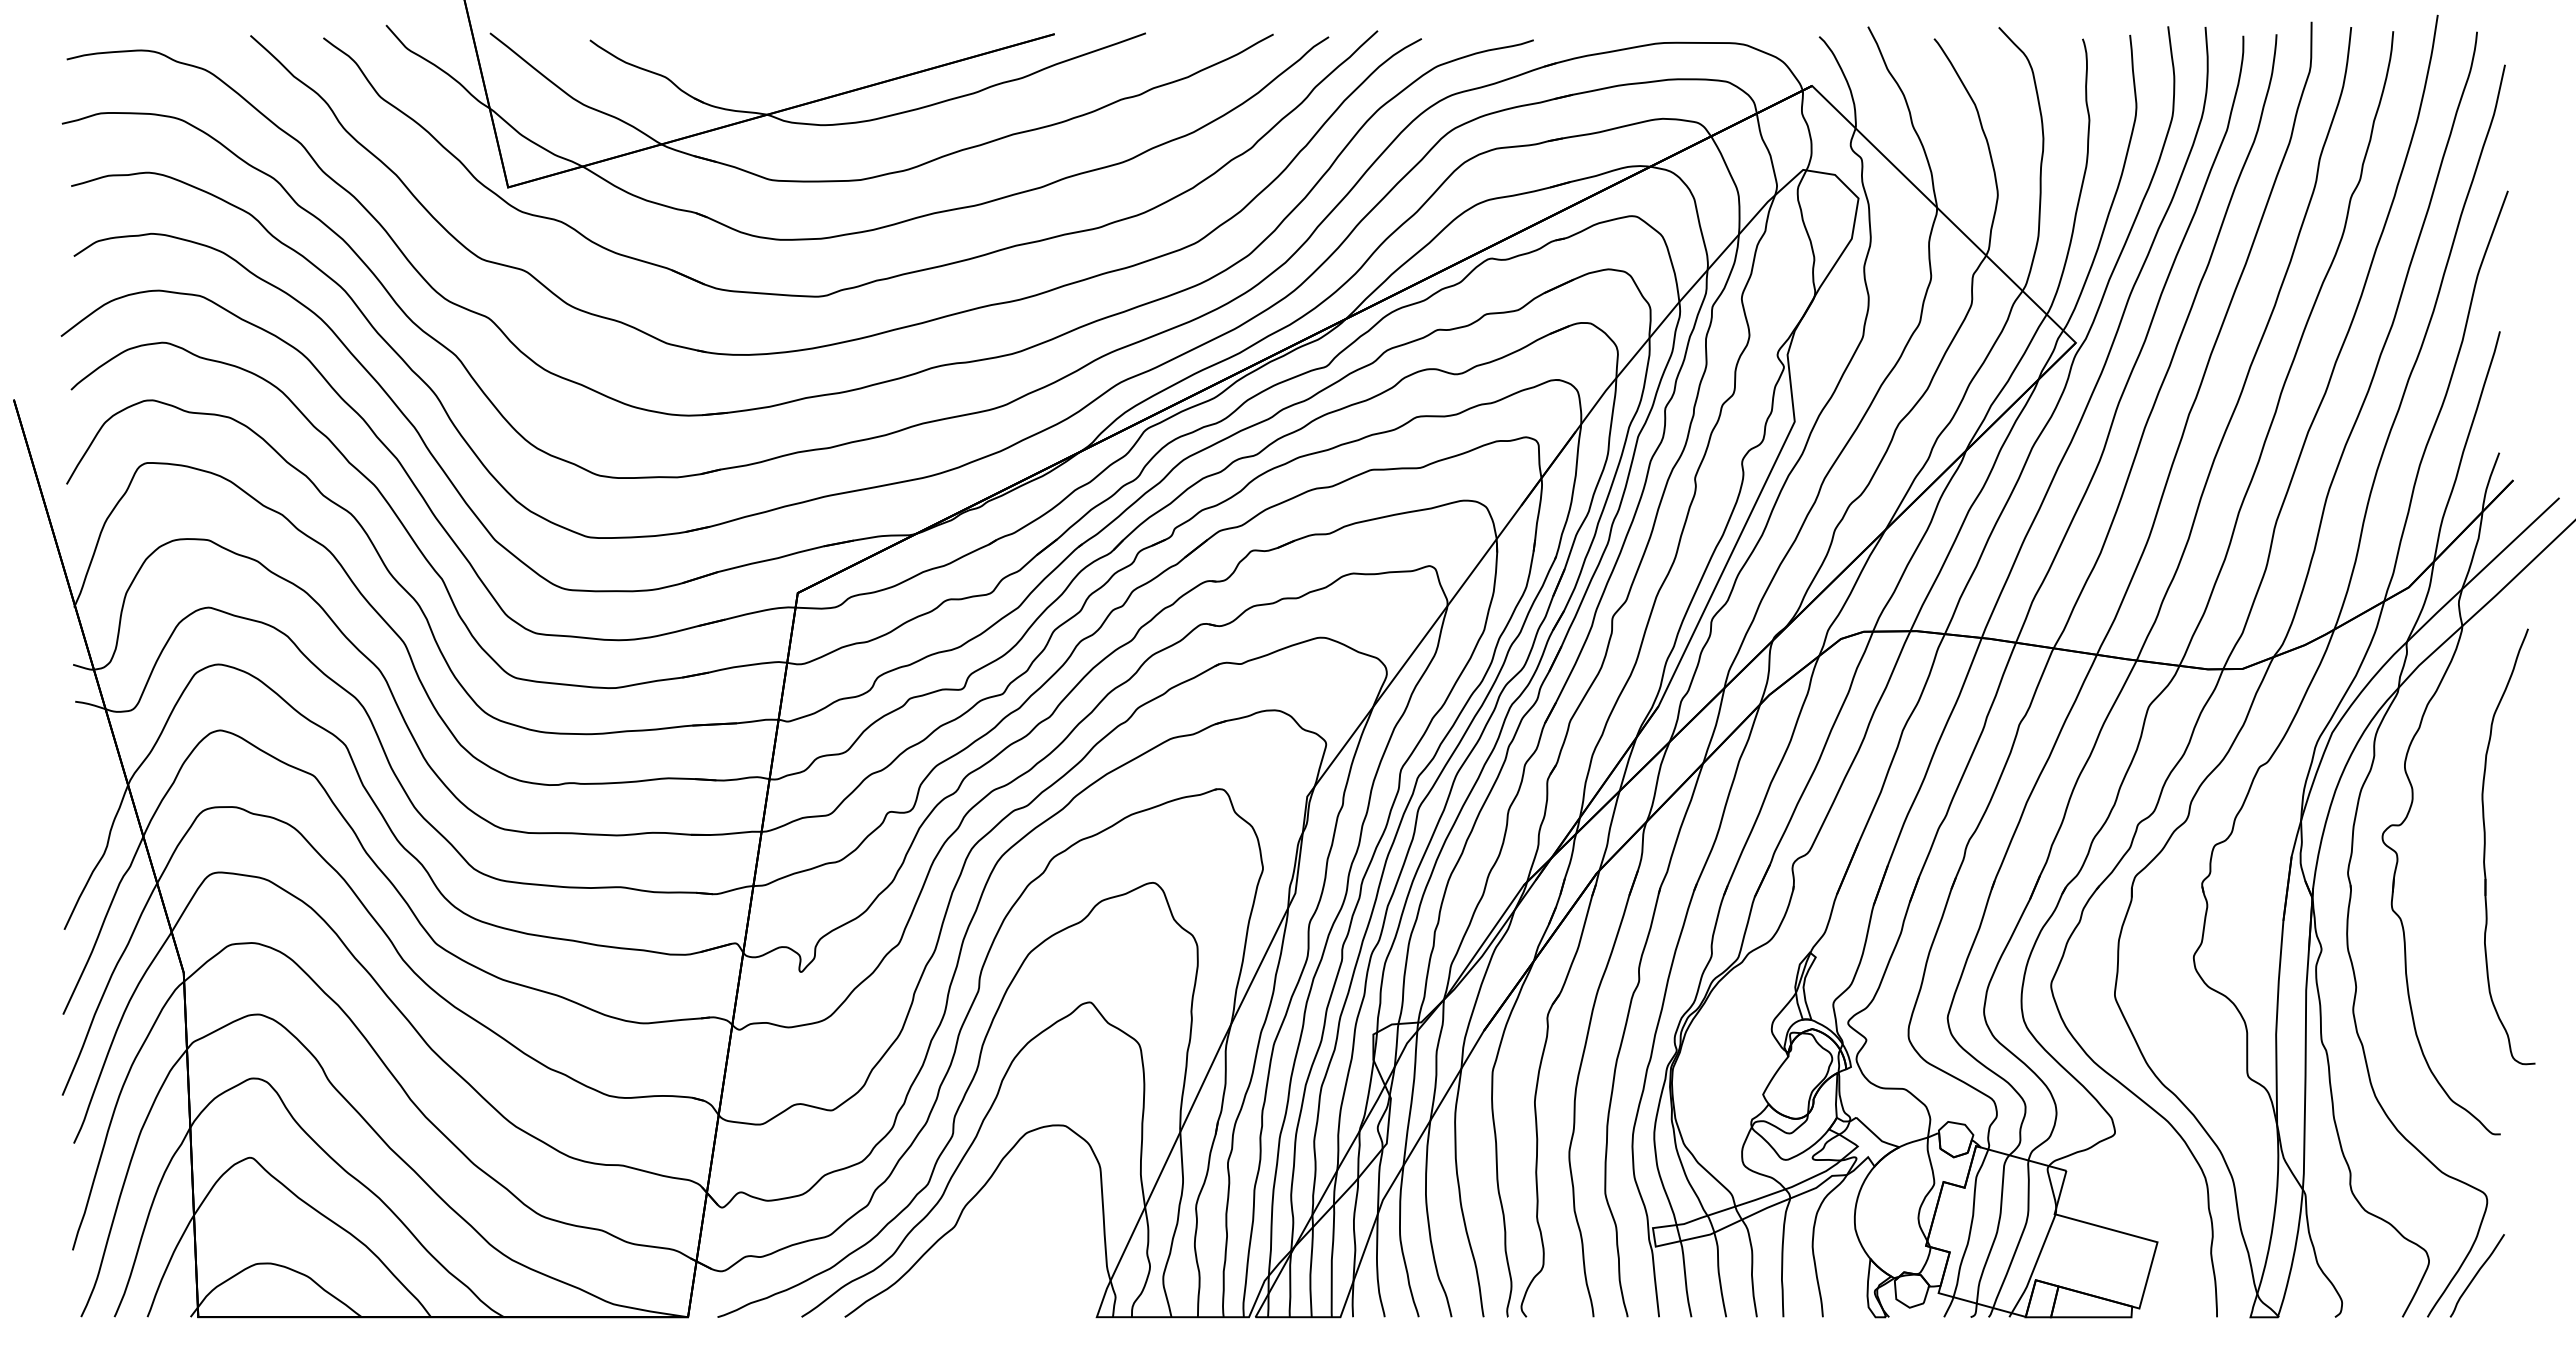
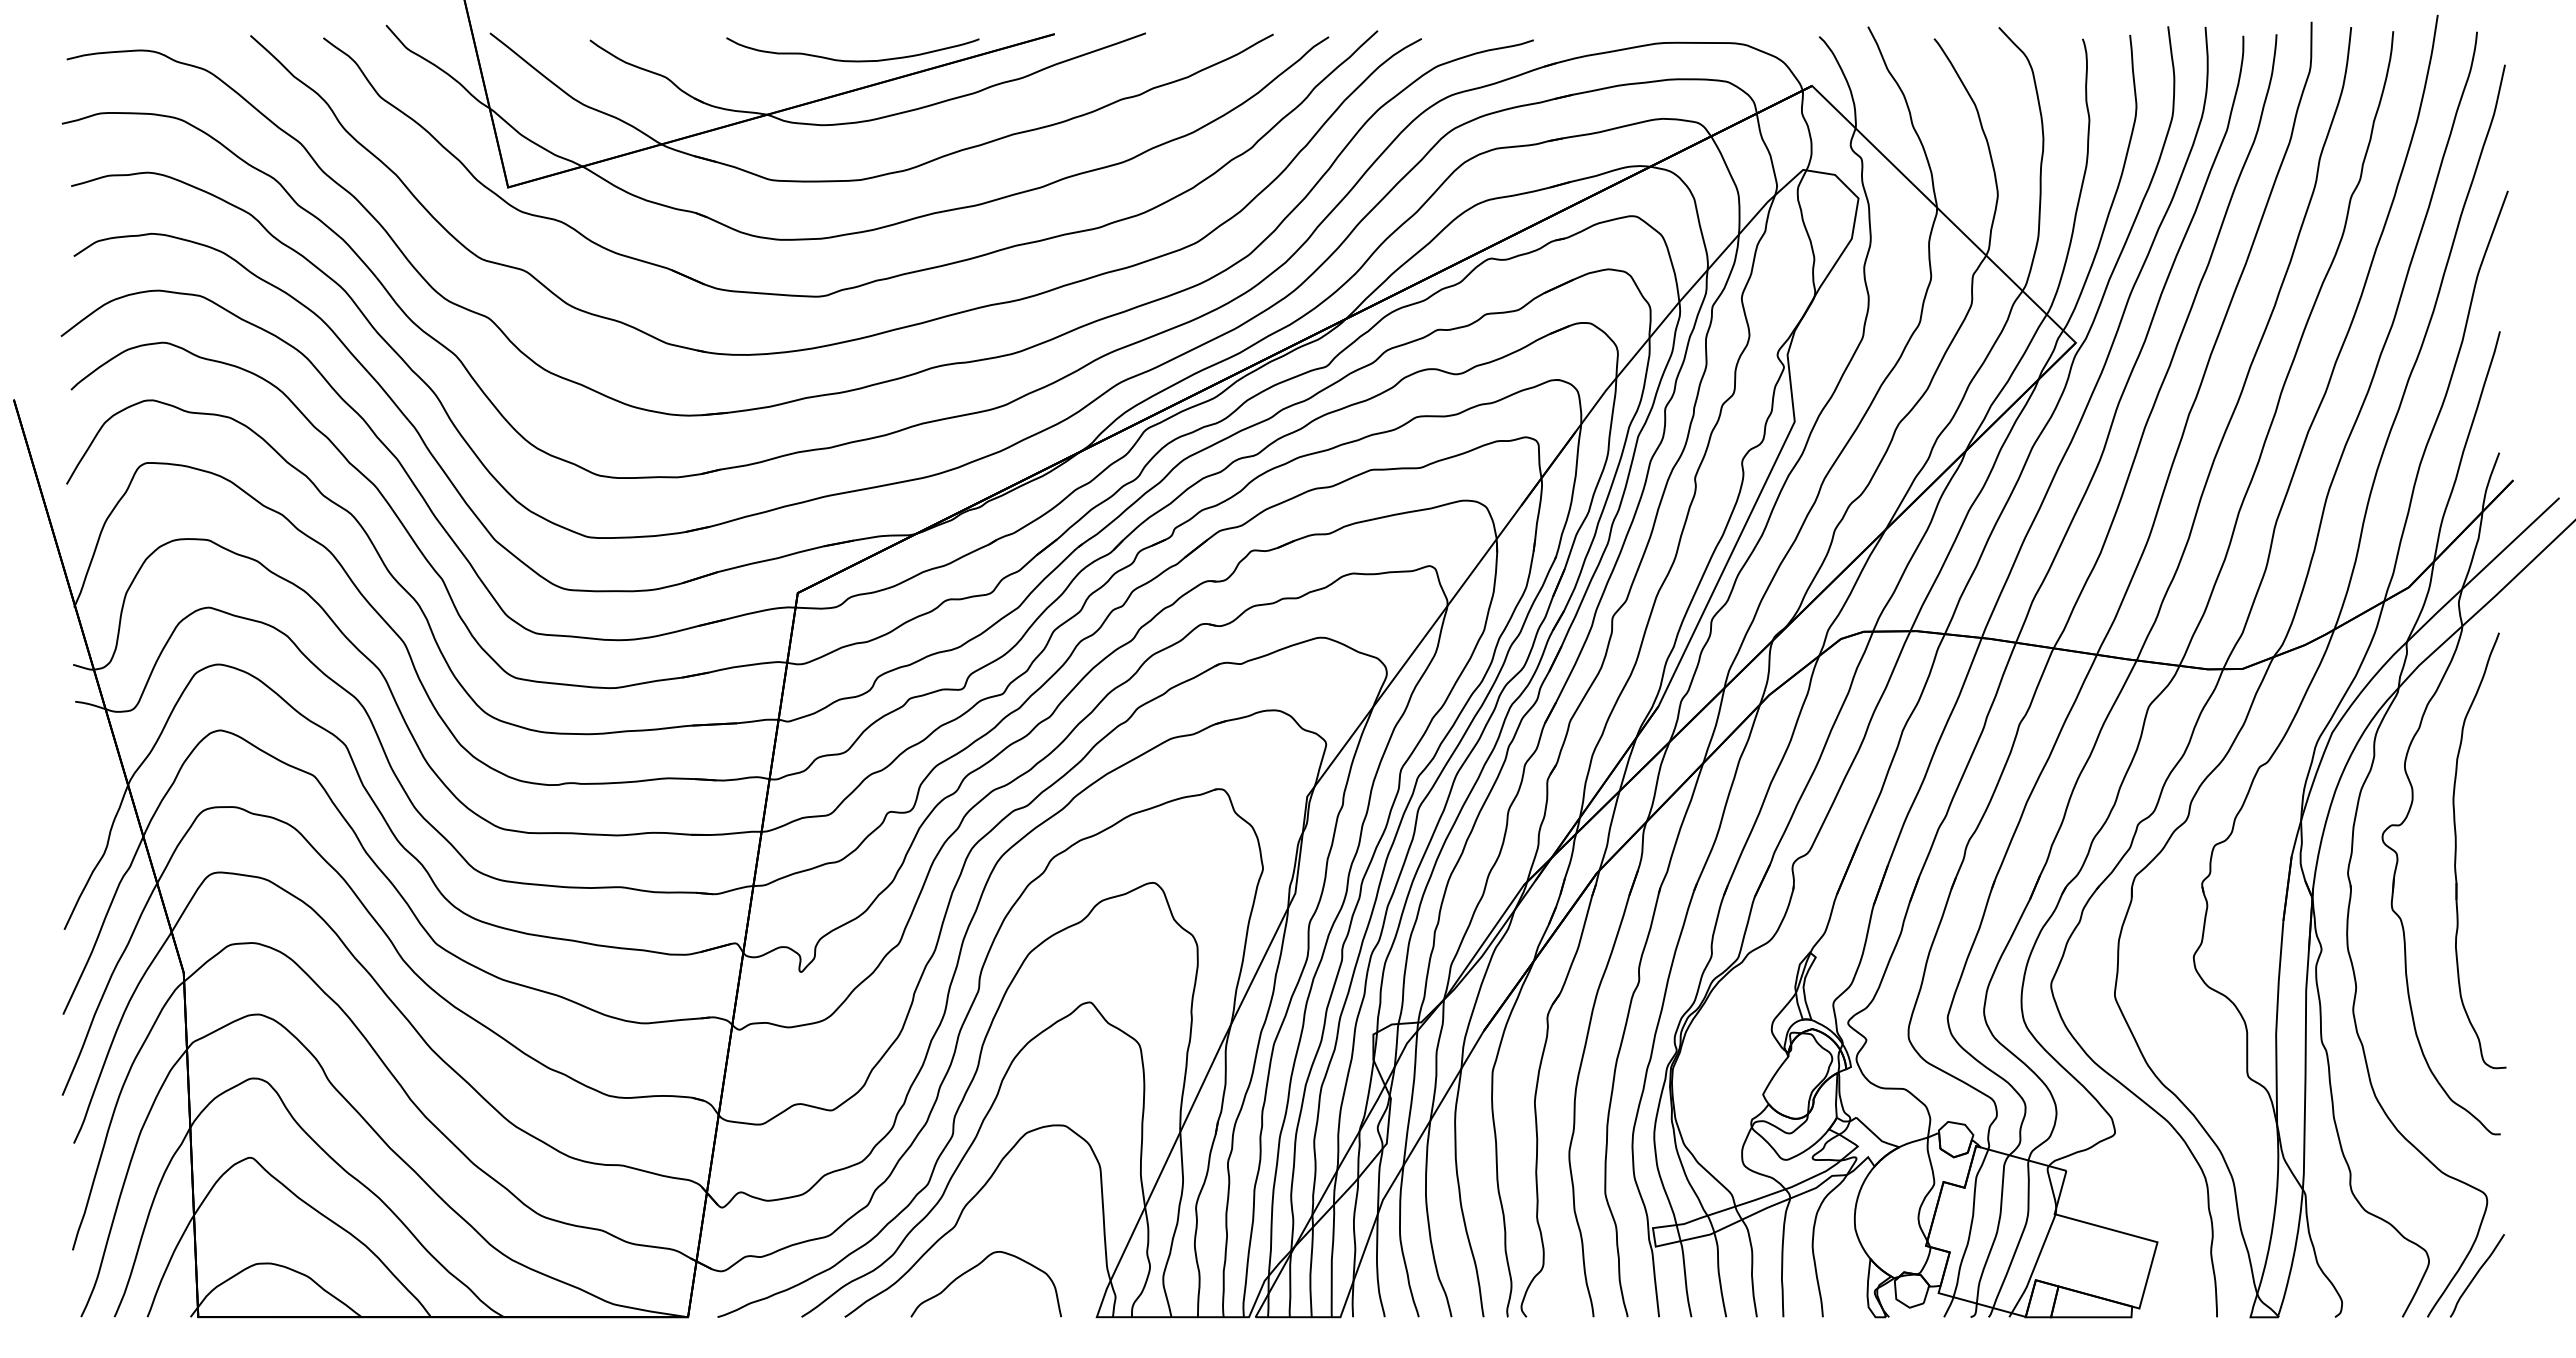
curve: none -> present (852, 60)
part position: (2485, 846) -> (2456, 850) (2456, 850)
curve: none -> present (974, 1268)
